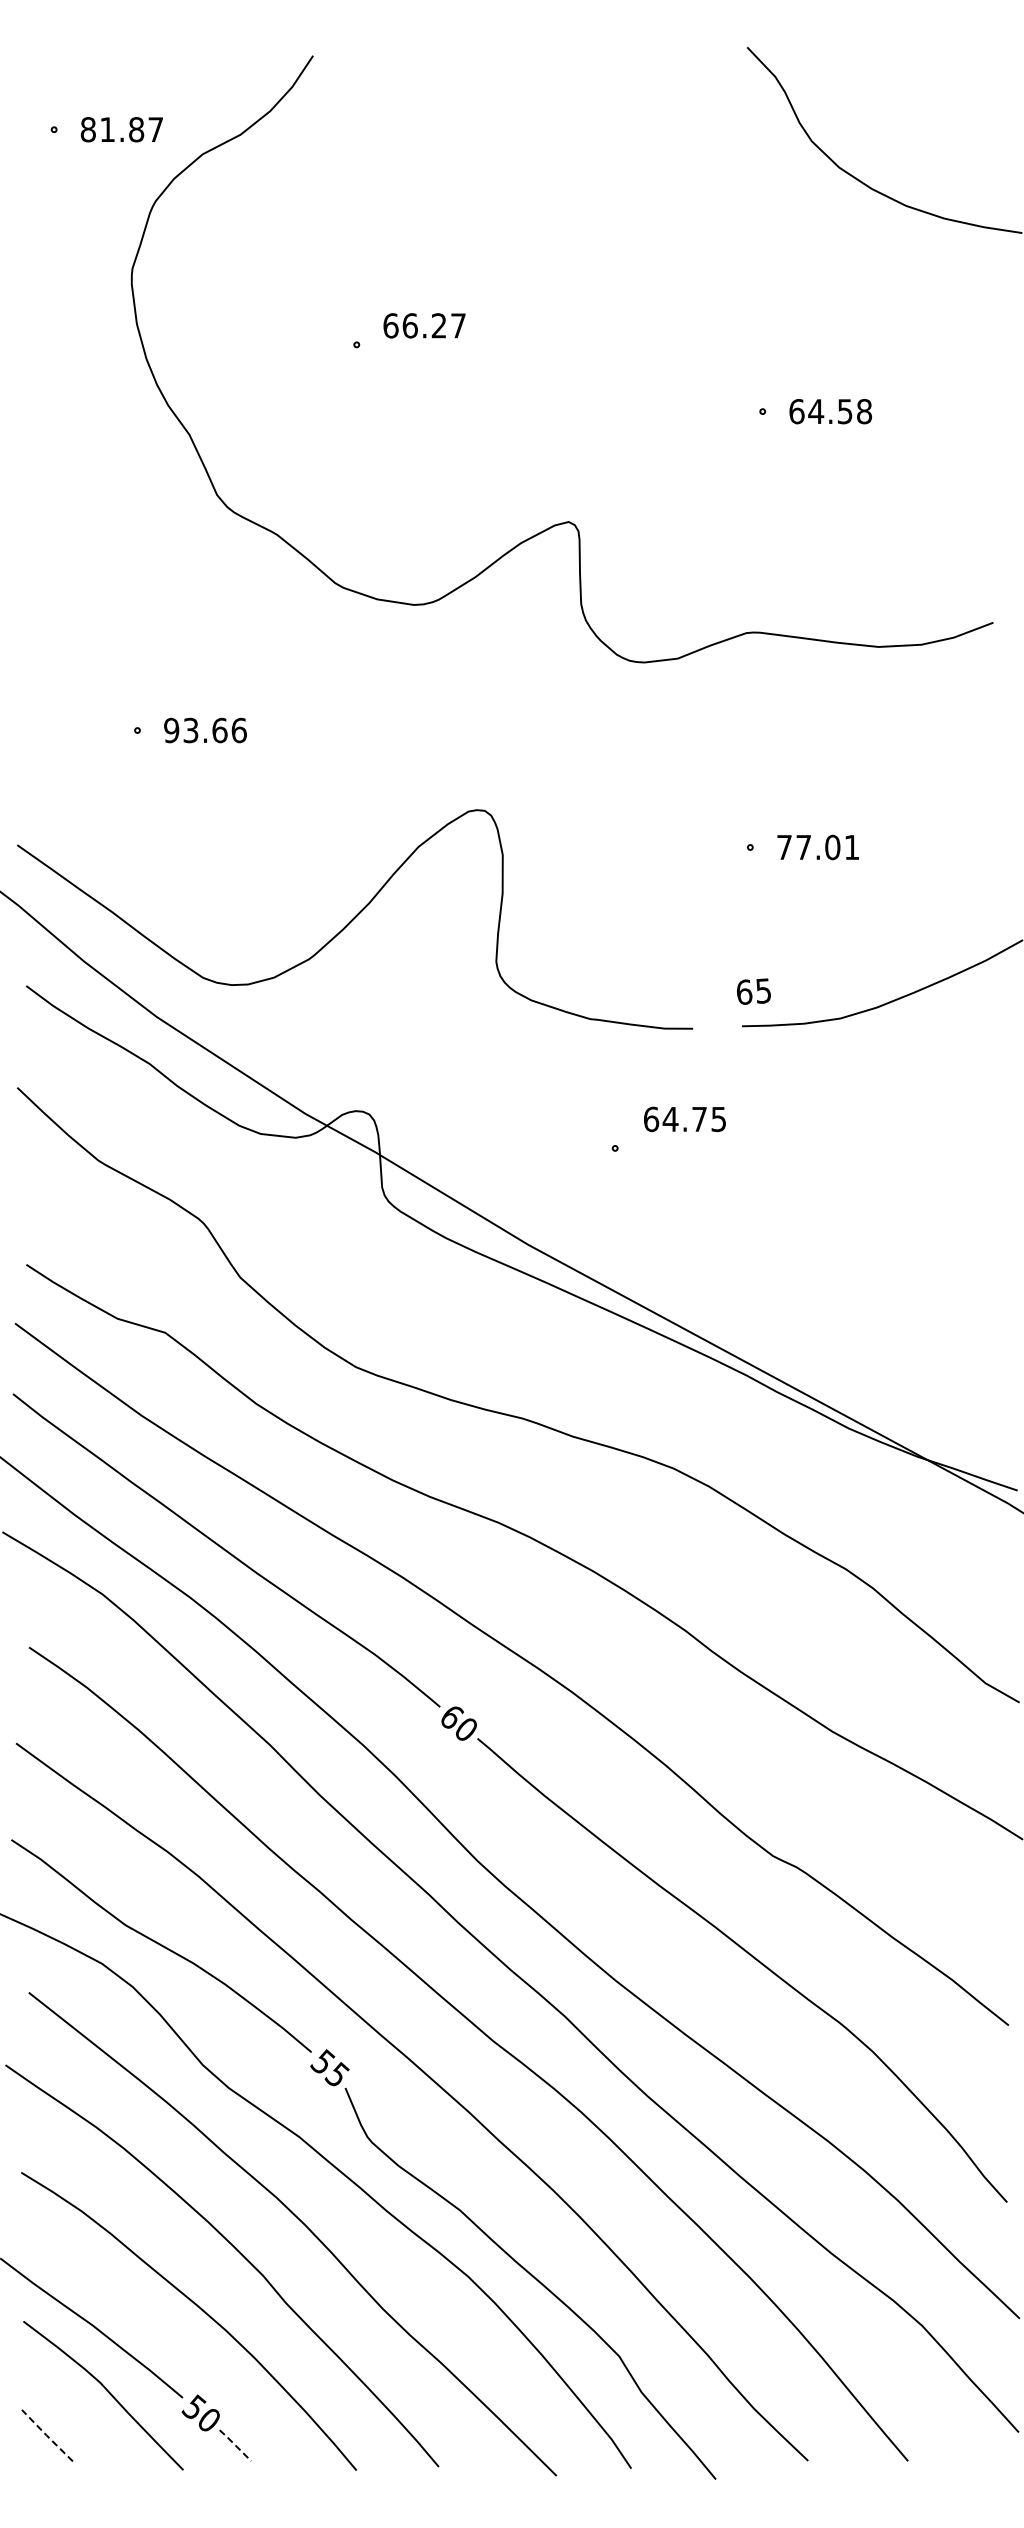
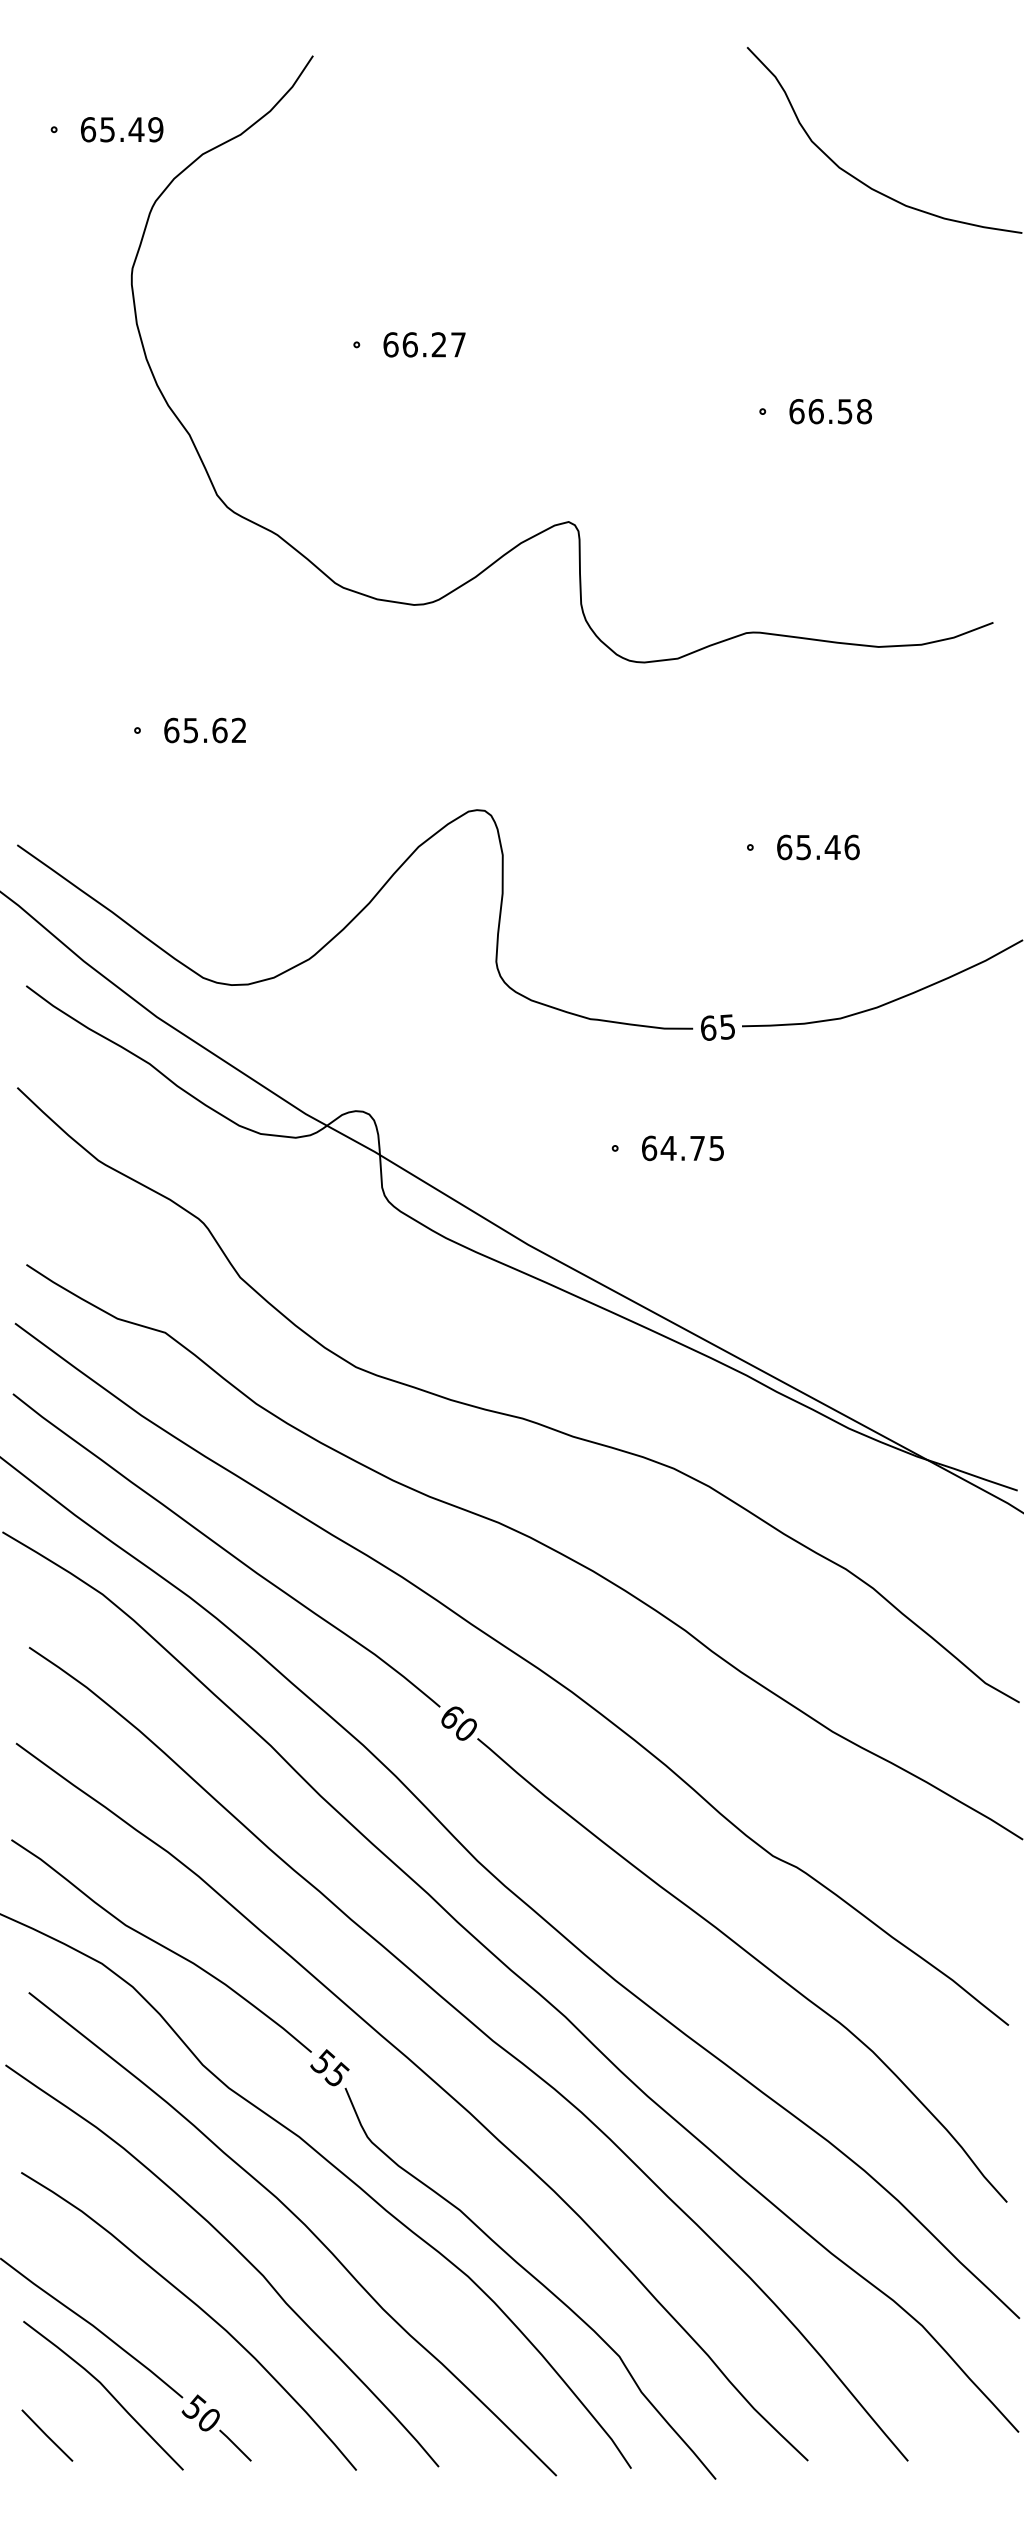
text: 81.87 -> 65.49 (121, 129)
text position: (424, 325) -> (424, 344) (424, 344)
text: 64.58 -> 66.58 (816, 411)
text: 93.66 -> 65.62 (205, 730)
text: 77.01 -> 65.46 (818, 847)
text position: (753, 991) -> (717, 1027) (717, 1027)
text position: (684, 1119) -> (682, 1148) (682, 1148)
line: dashed -> solid (46, 2435)
line: dashed -> solid (235, 2445)
